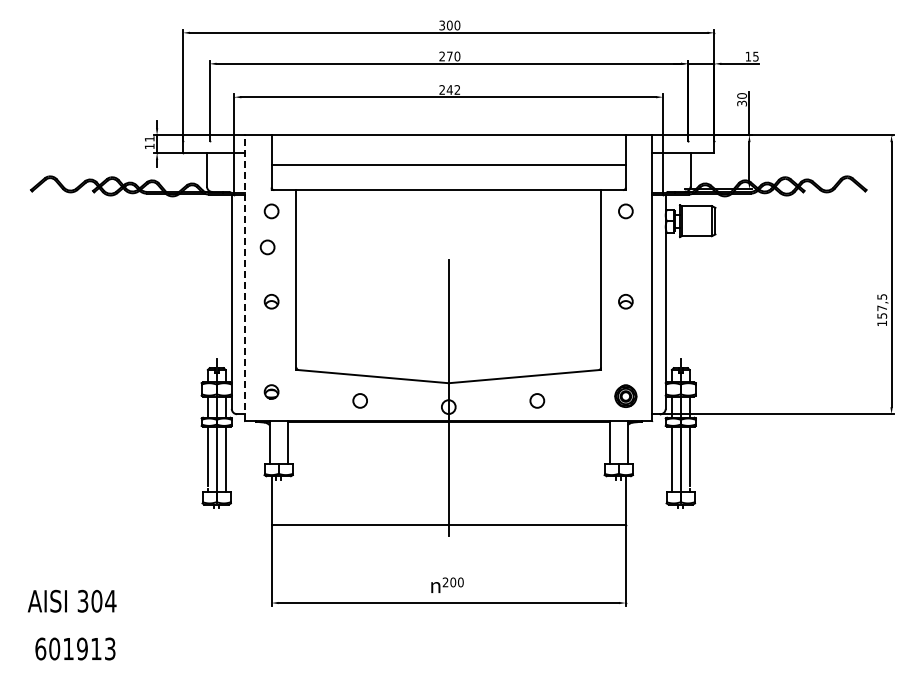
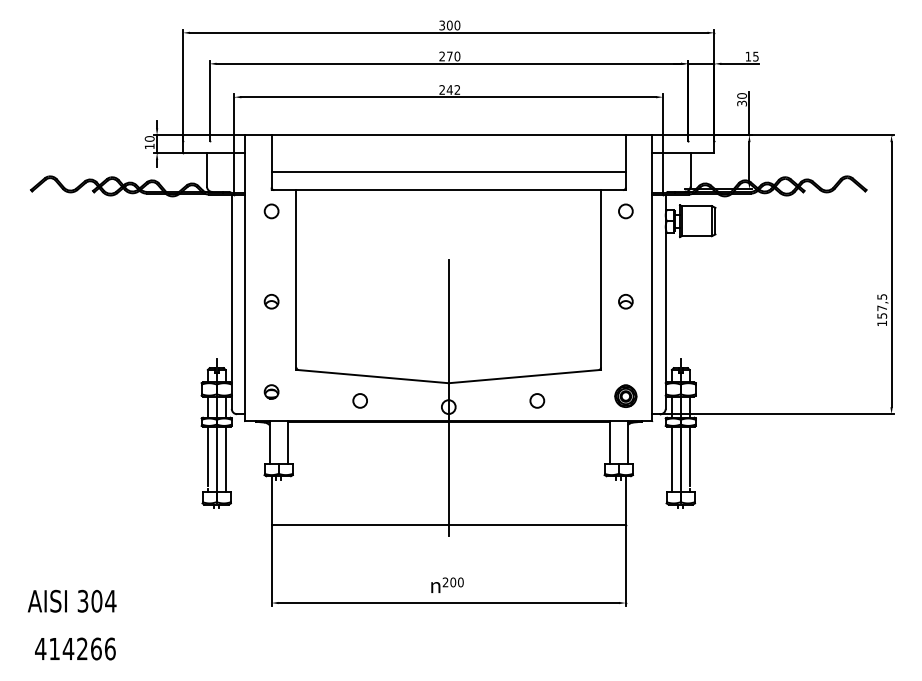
text: 11 -> 10 (149, 138)
line position: (448, 165) -> (448, 172) (448, 172)
circle: present -> none (267, 247)
line: dashed -> solid (245, 278)
text: 601913 -> 414266 (75, 648)
